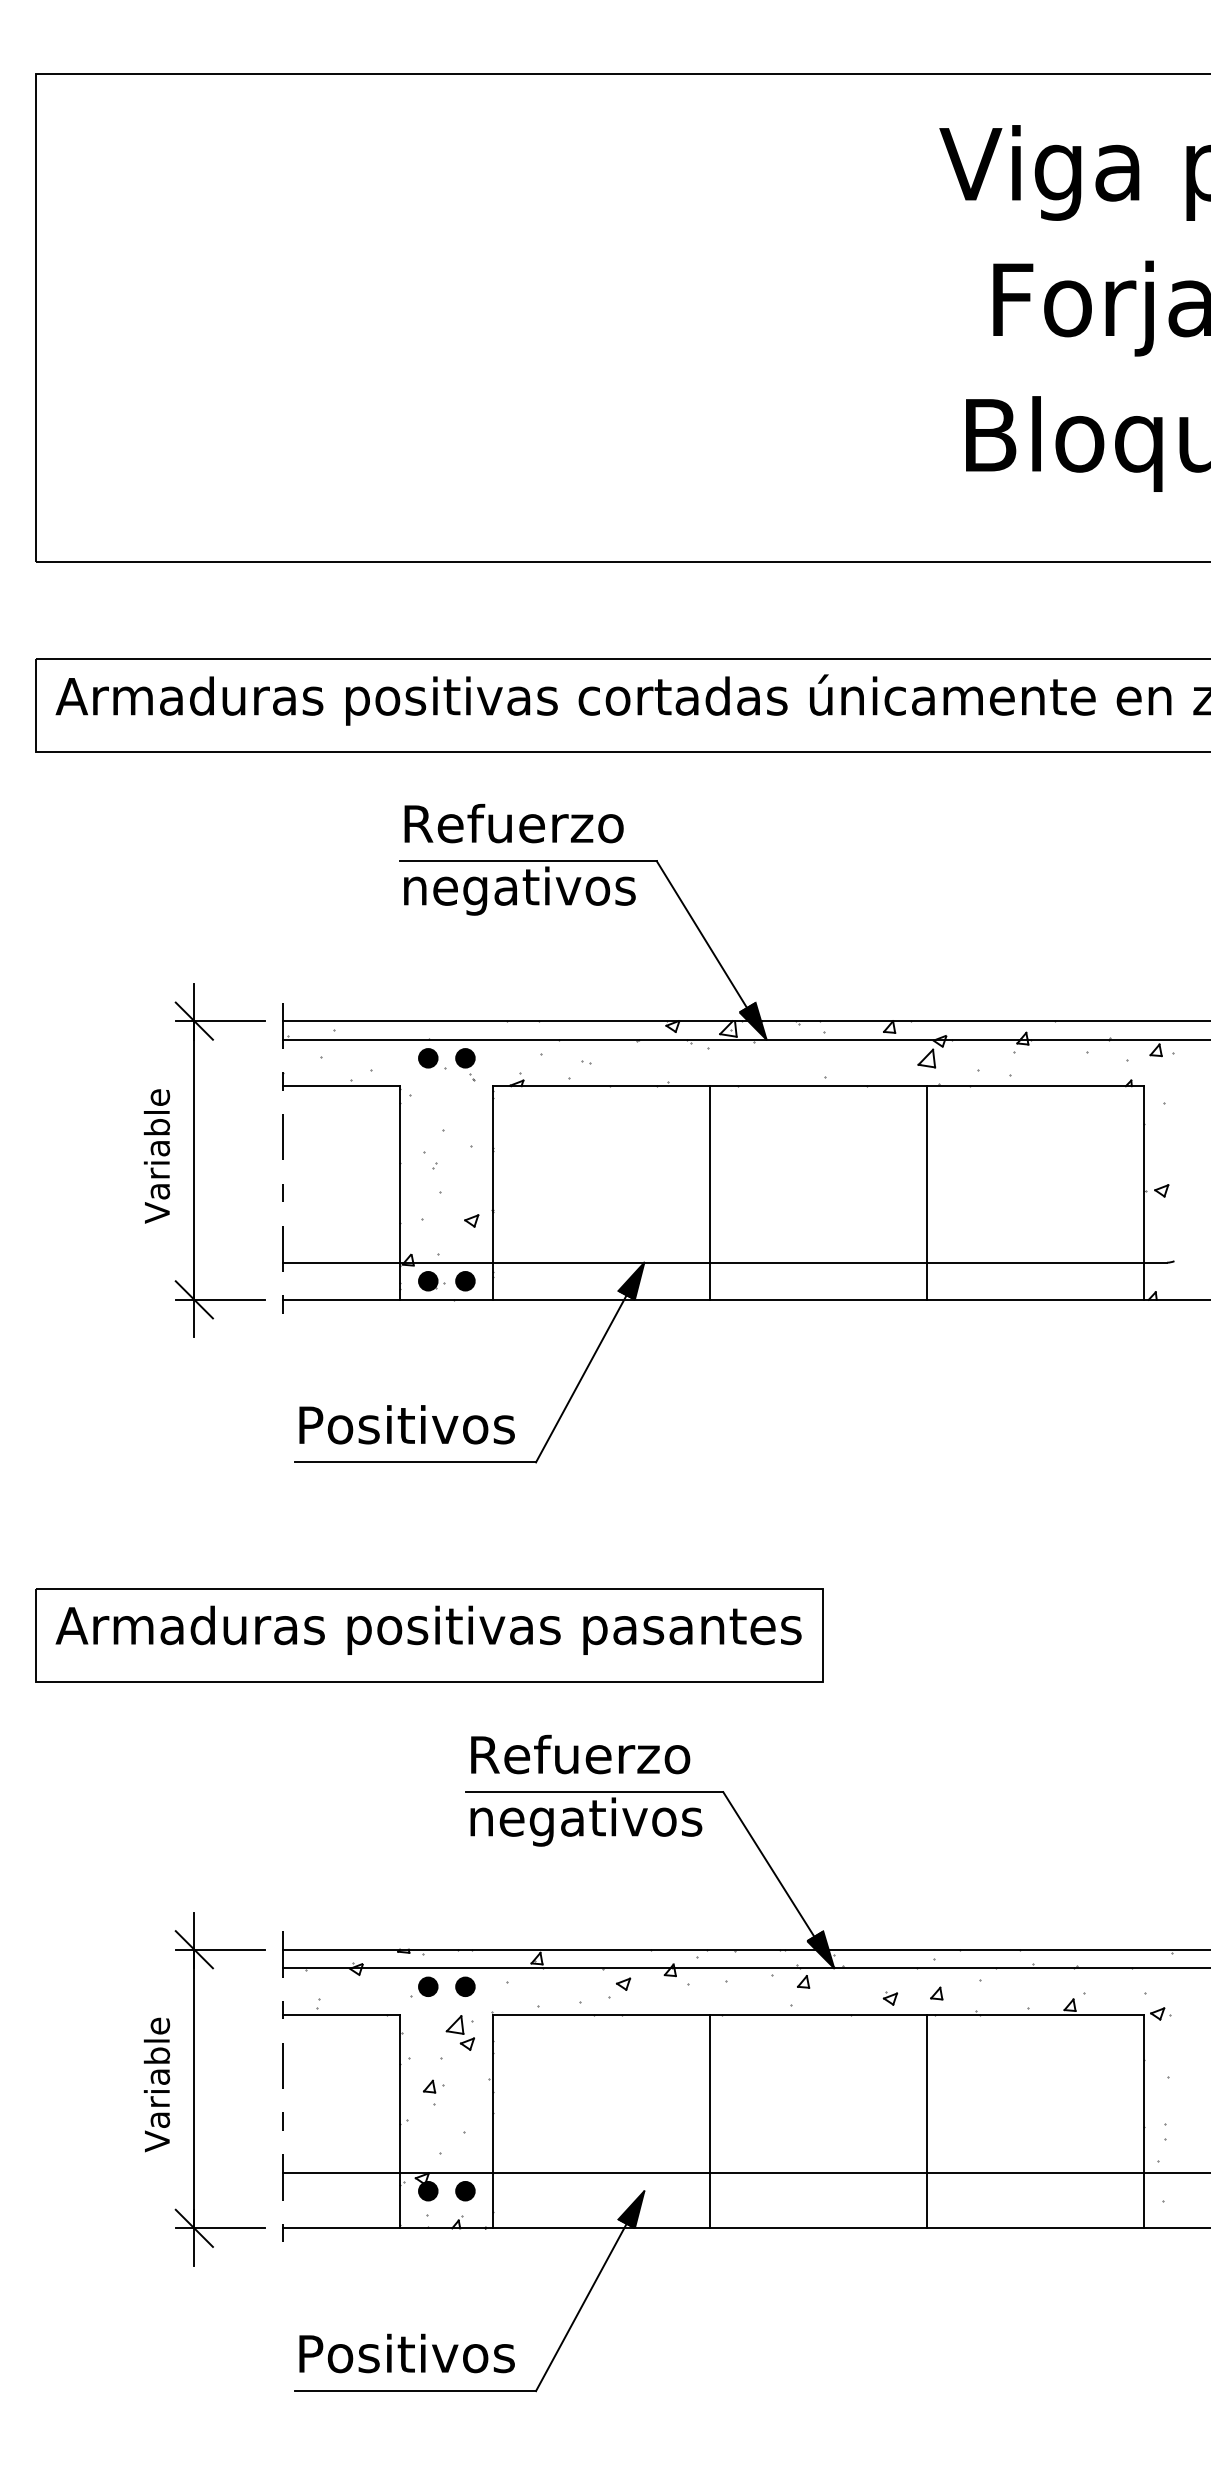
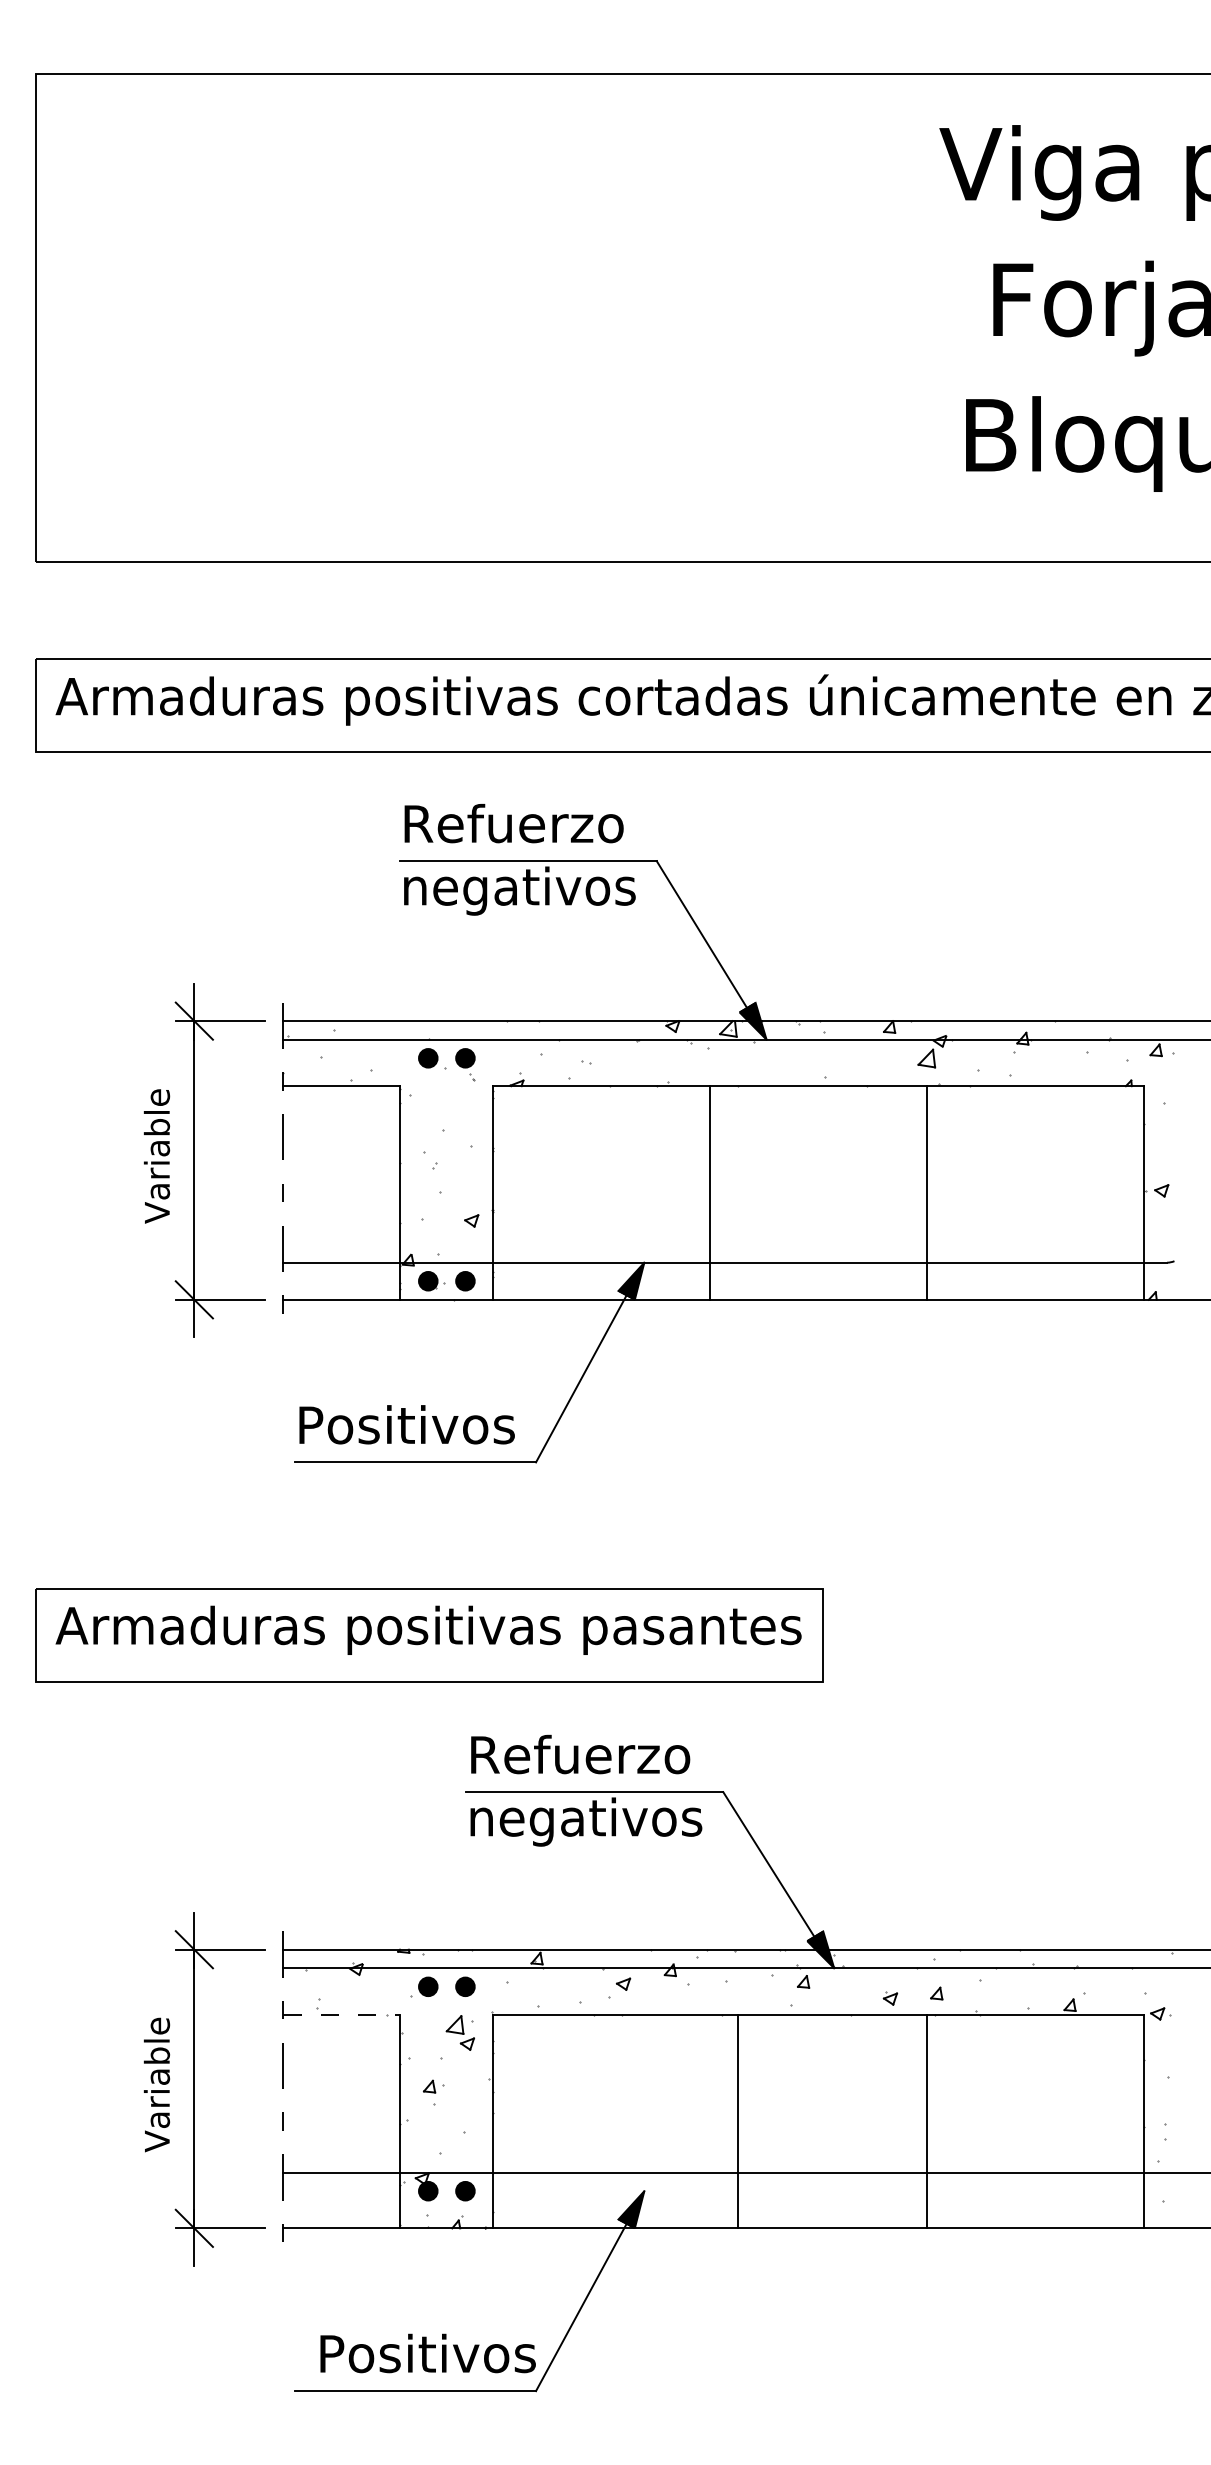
line: solid -> dashed (341, 2014)
line position: (710, 2121) -> (738, 2121) (738, 2121)
text position: (406, 2353) -> (427, 2353) (427, 2353)
